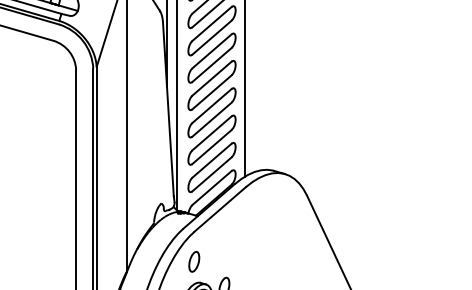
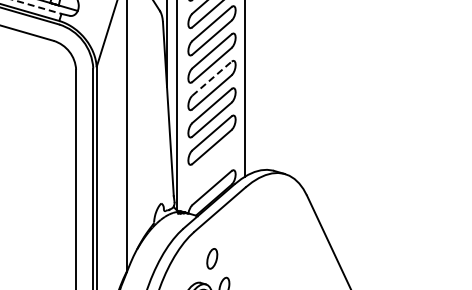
line: solid -> dashed (37, 6)
line: solid -> dashed (212, 78)
part: present -> none (211, 167)
part position: (194, 261) -> (212, 258) (212, 258)
